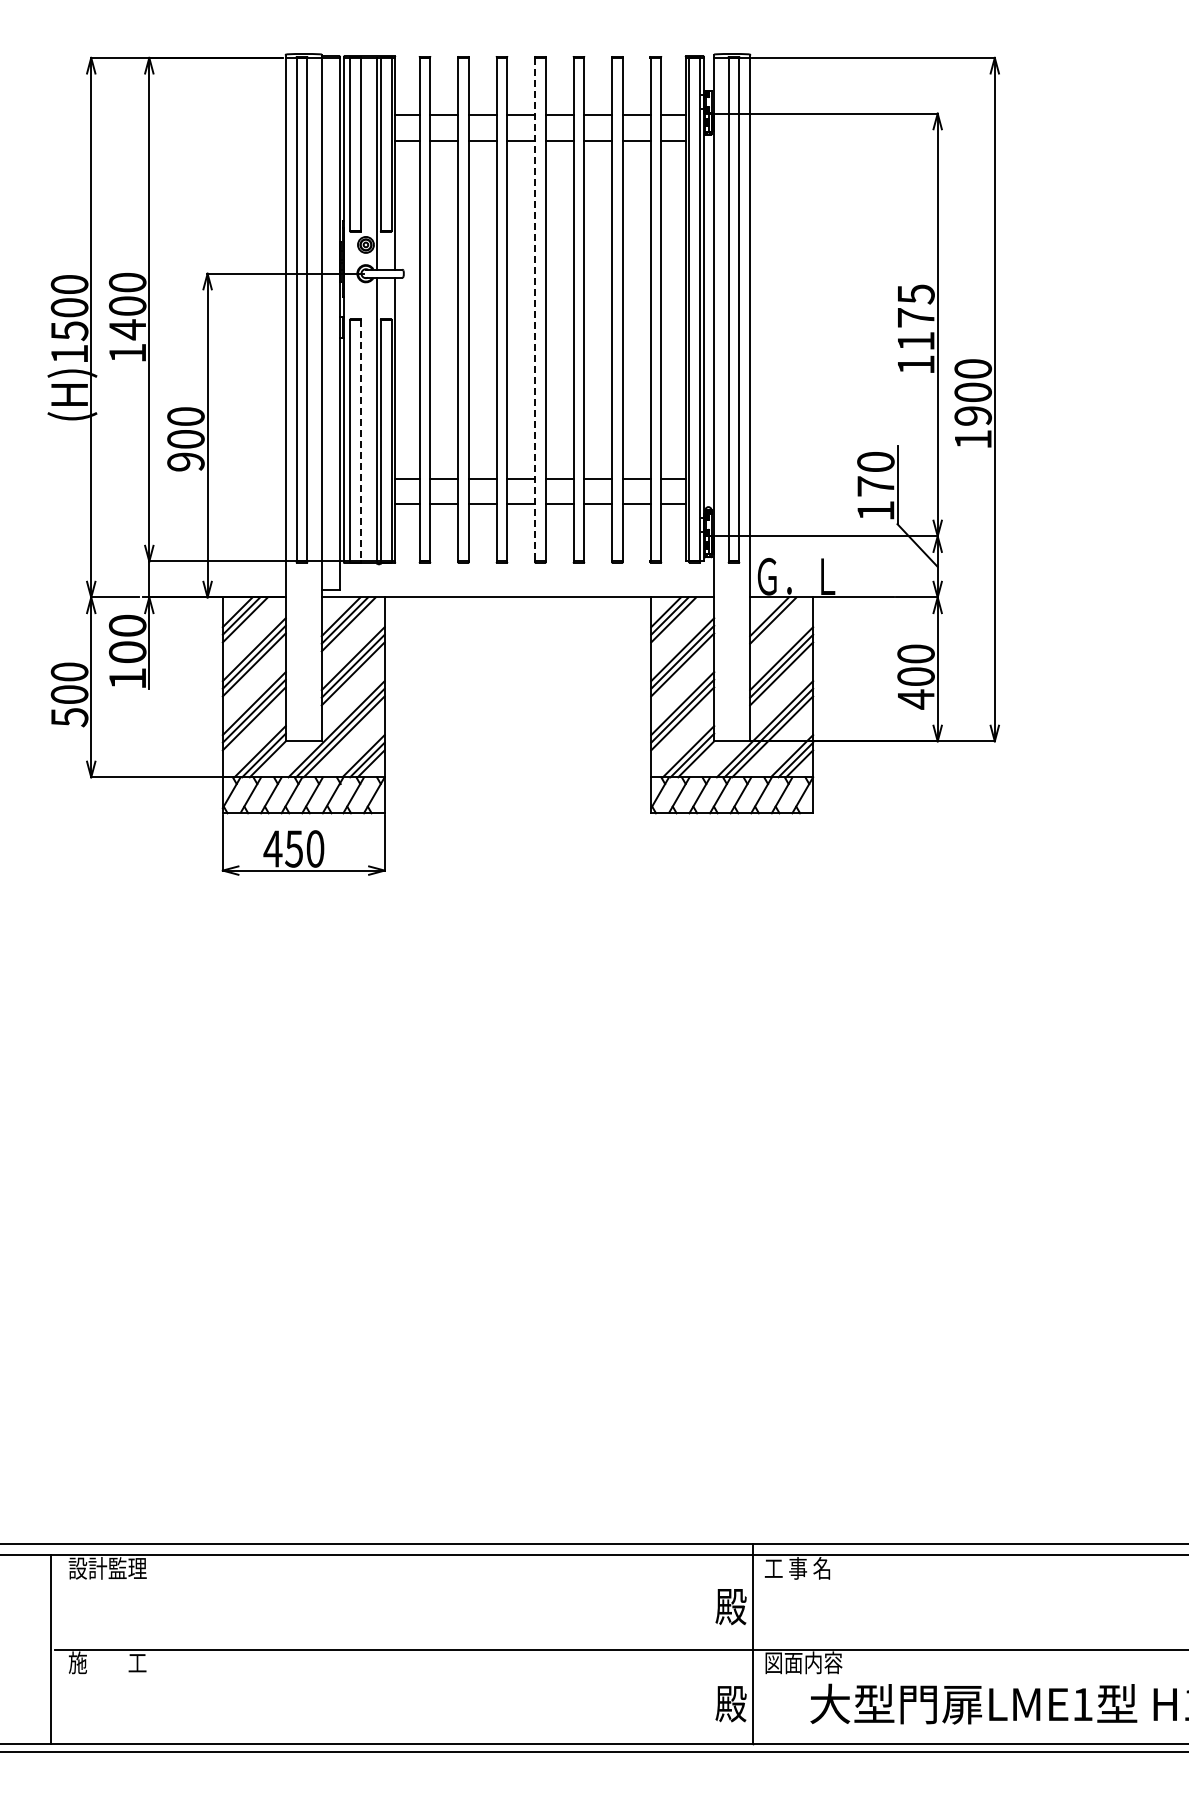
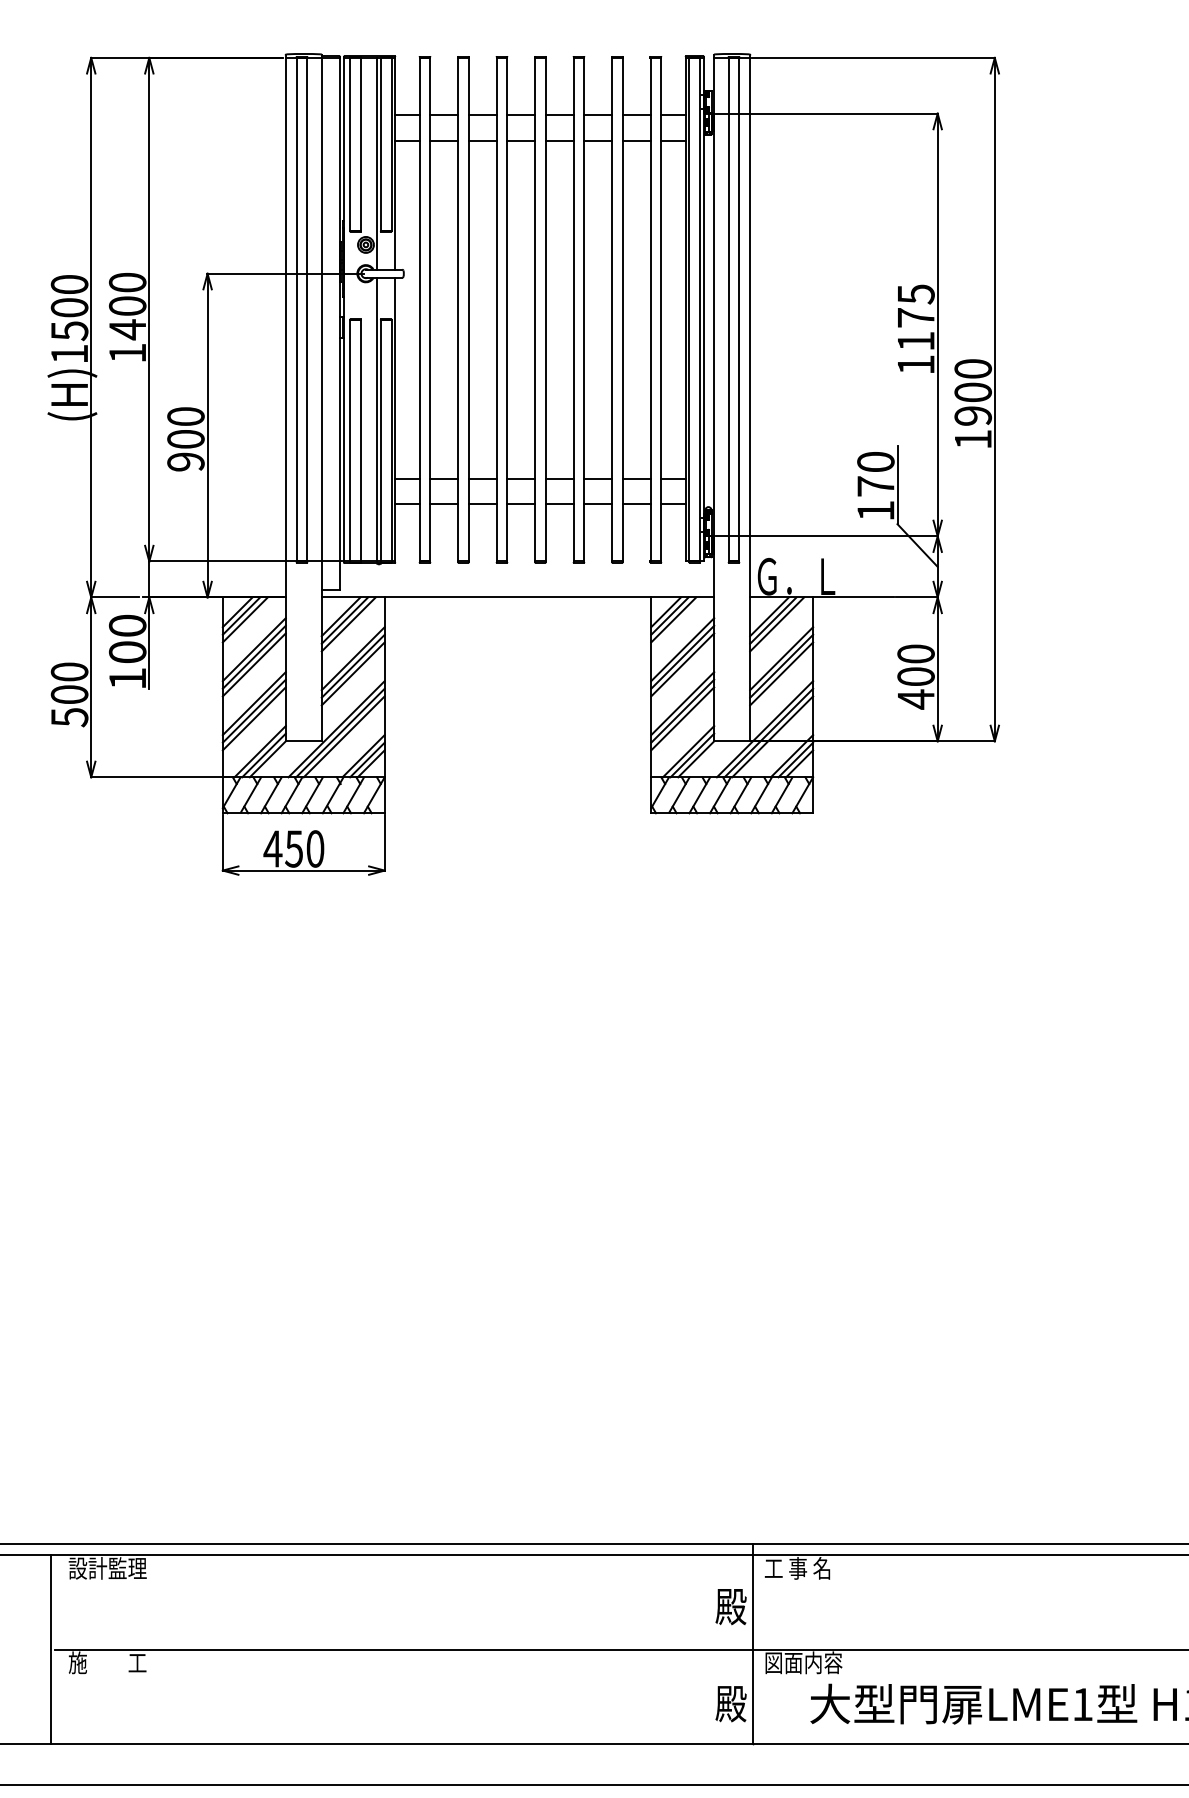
line: dashed -> solid (535, 309)
line: dashed -> solid (360, 440)
line: none -> present (777, 624)
line position: (593, 1751) -> (593, 1784) (593, 1784)
